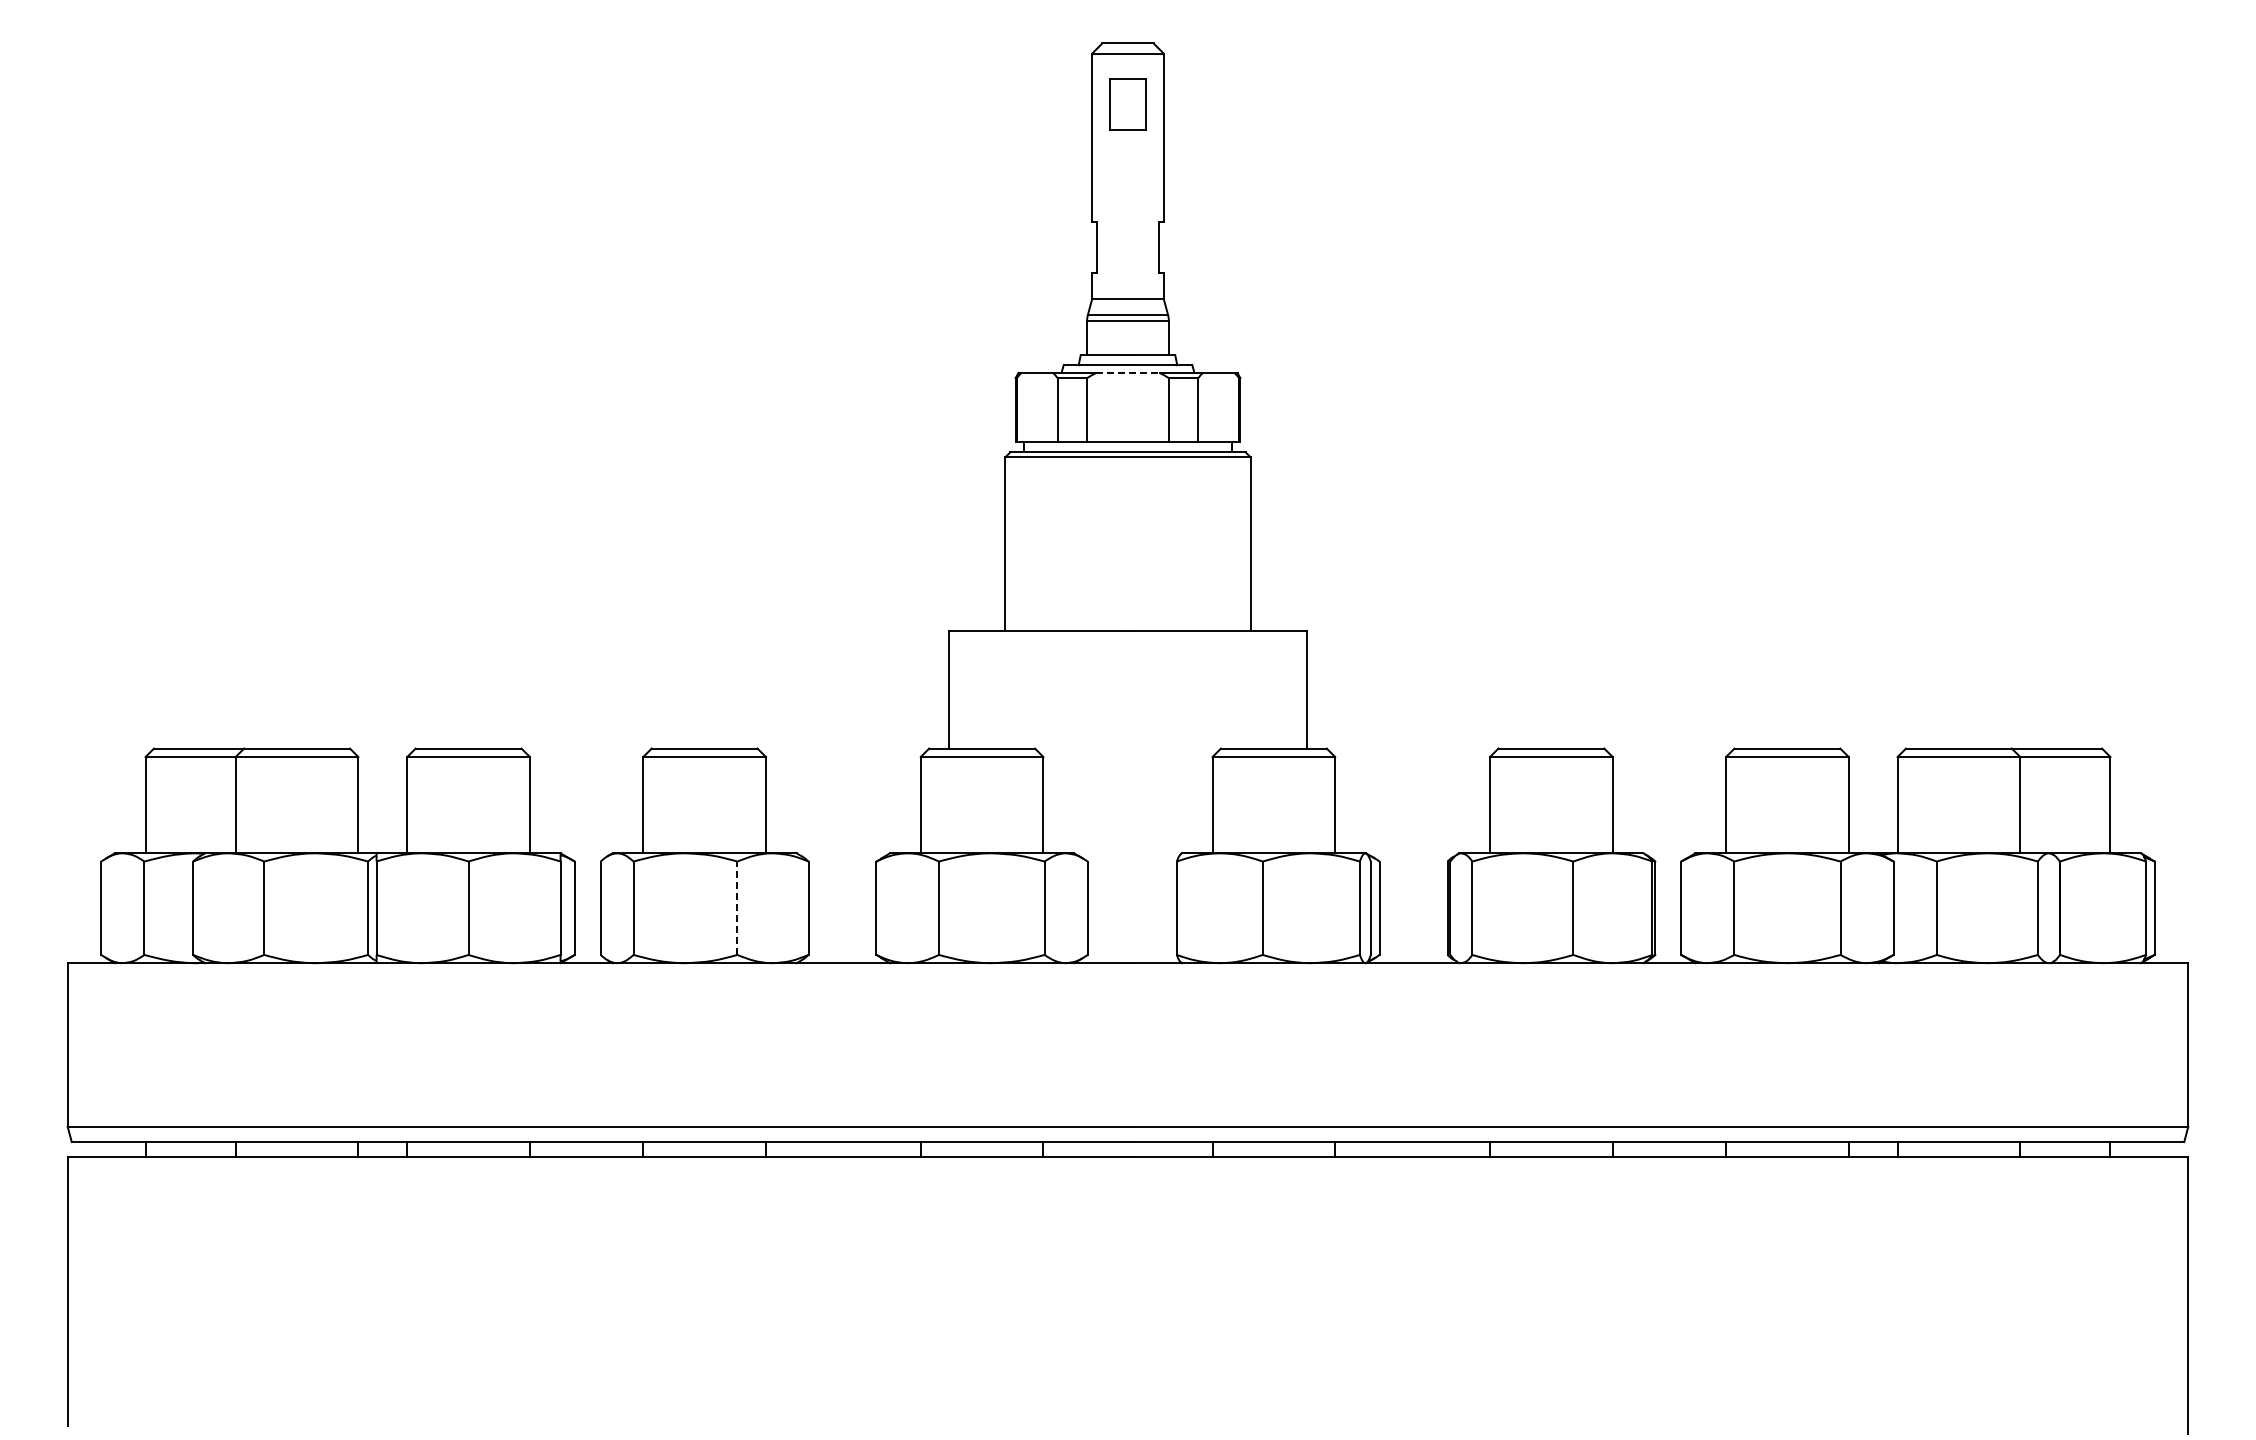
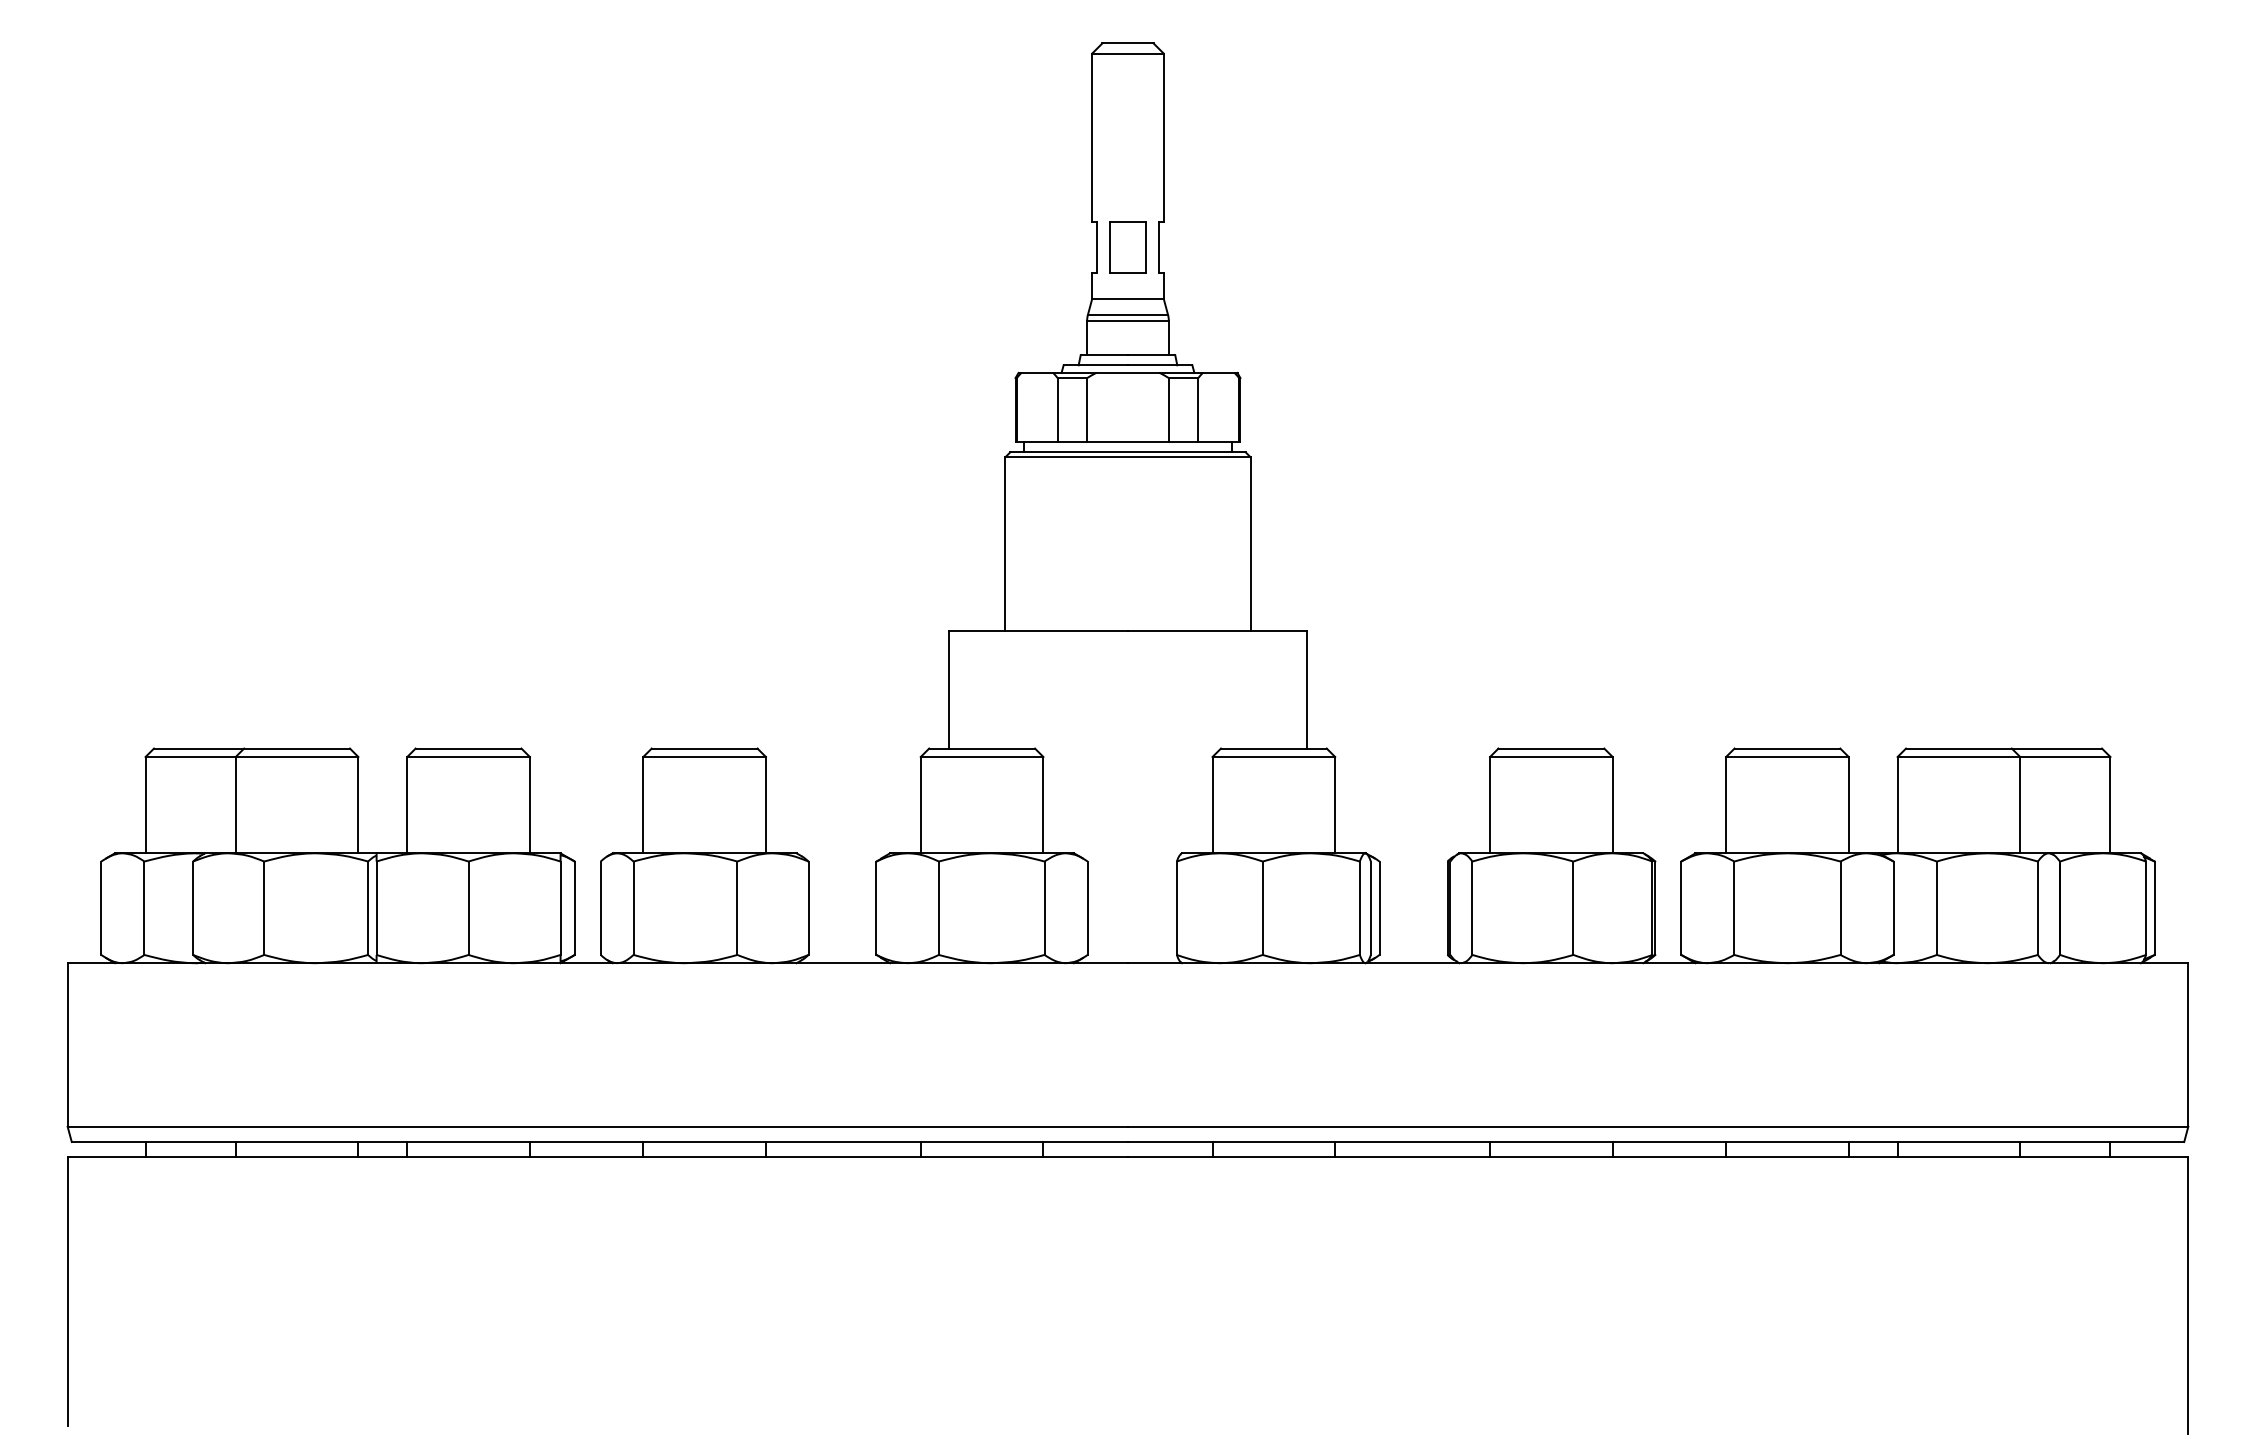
part position: (1127, 104) -> (1127, 247) (1127, 247)
line: dashed -> solid (1127, 372)
line: dashed -> solid (737, 908)
